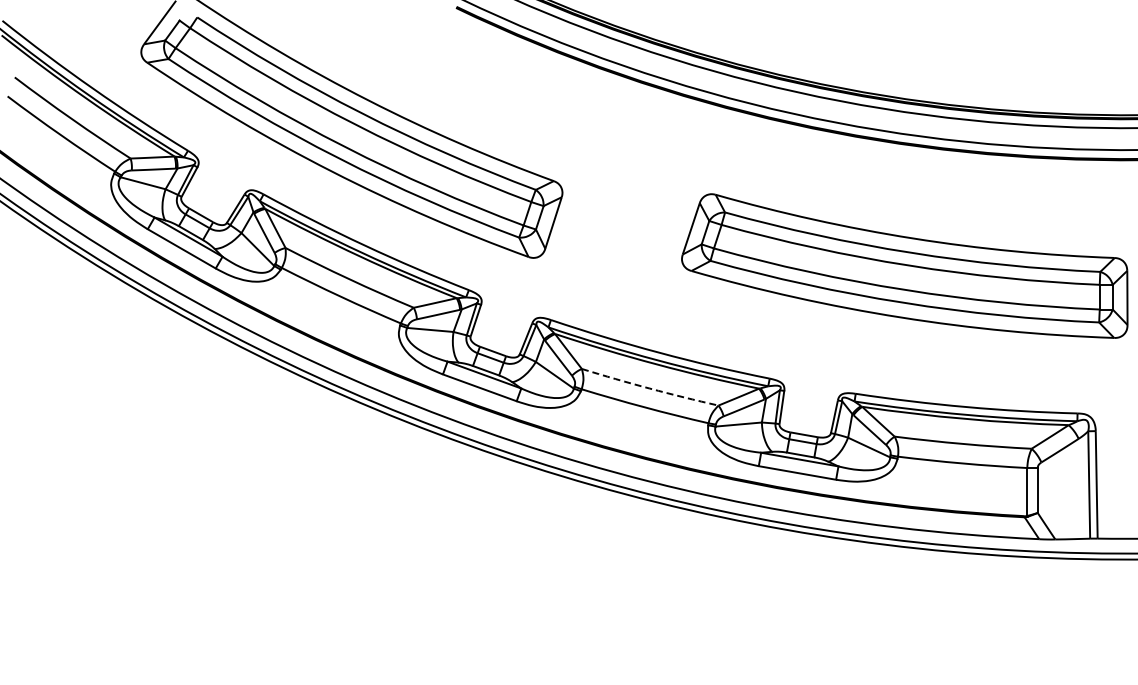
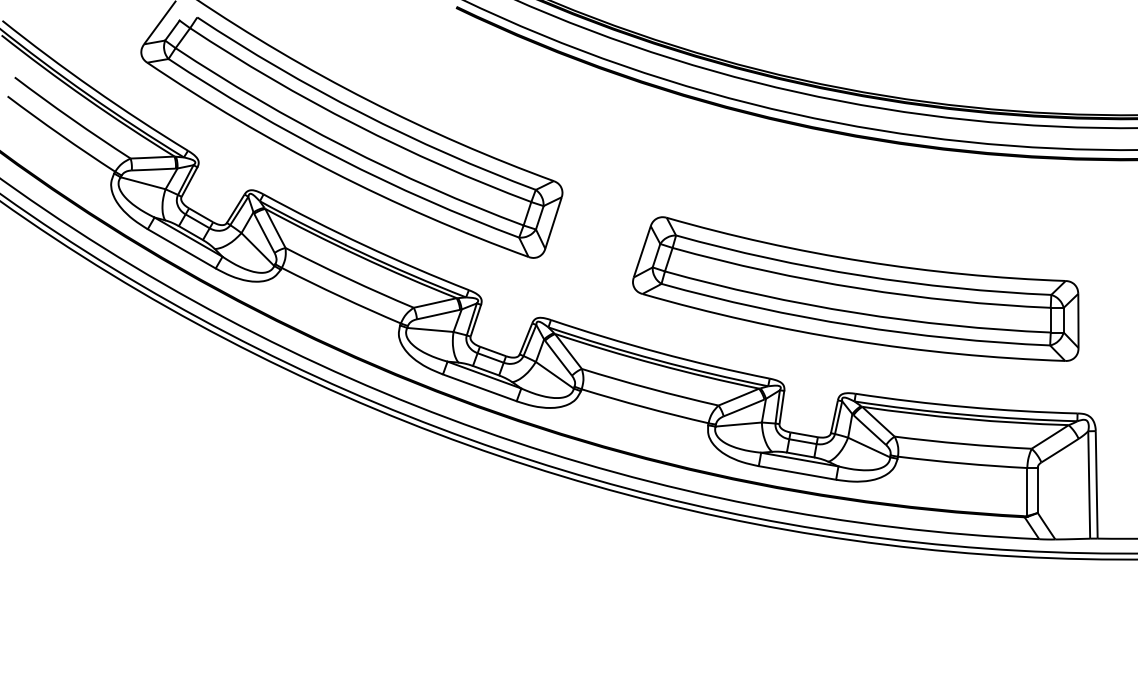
part position: (904, 265) -> (855, 288) (855, 288)
arc: dashed -> solid (649, 388)
